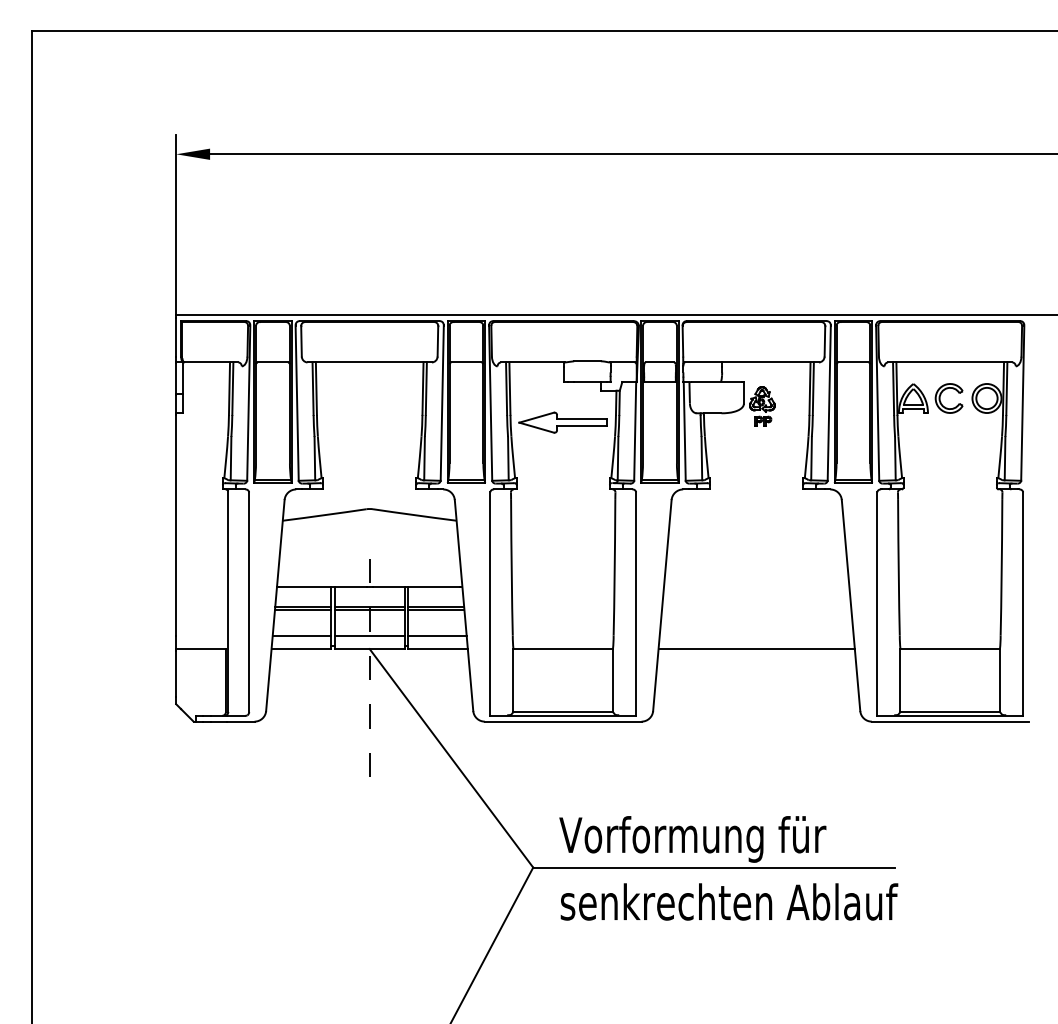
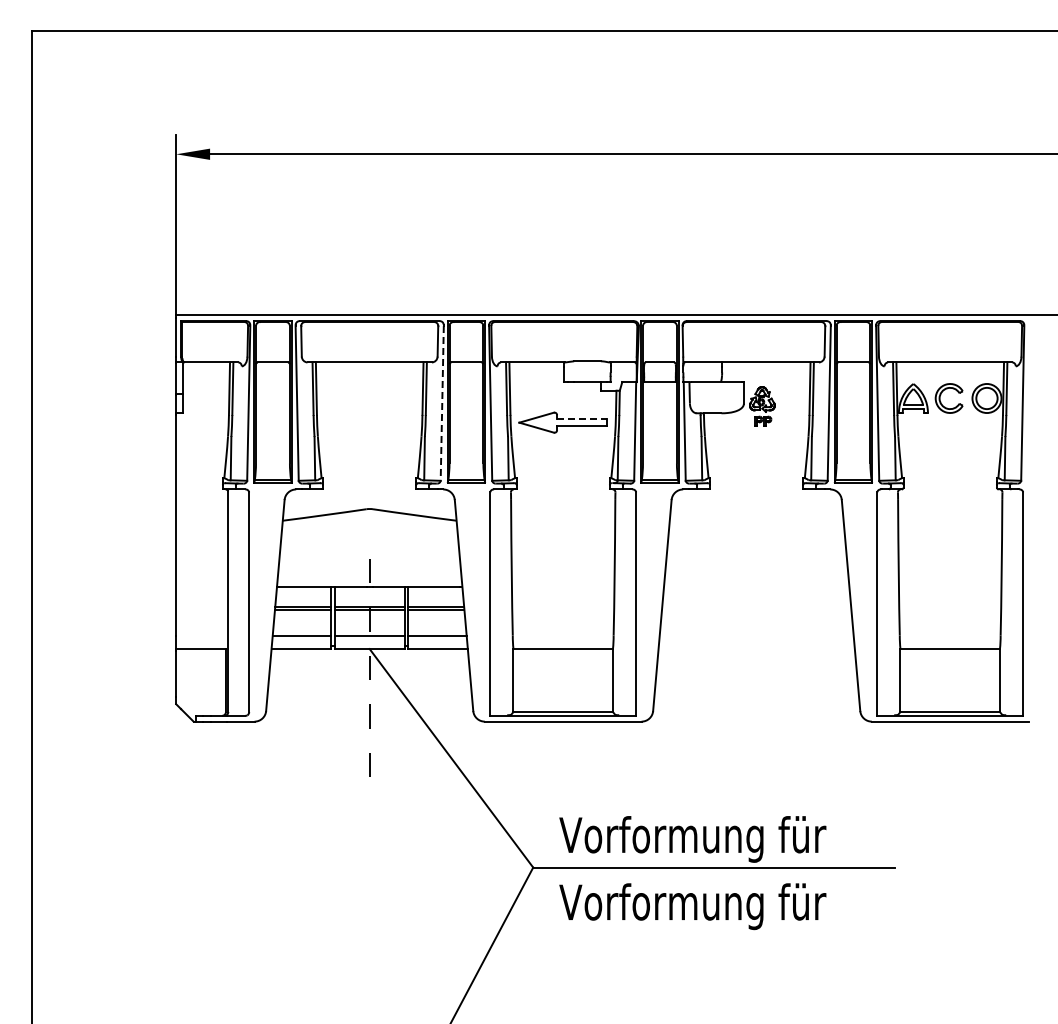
line: solid -> dashed (442, 403)
line: solid -> dashed (582, 419)
line: present -> none (756, 649)
text: senkrechten Ablauf -> Vorformung für (728, 906)
